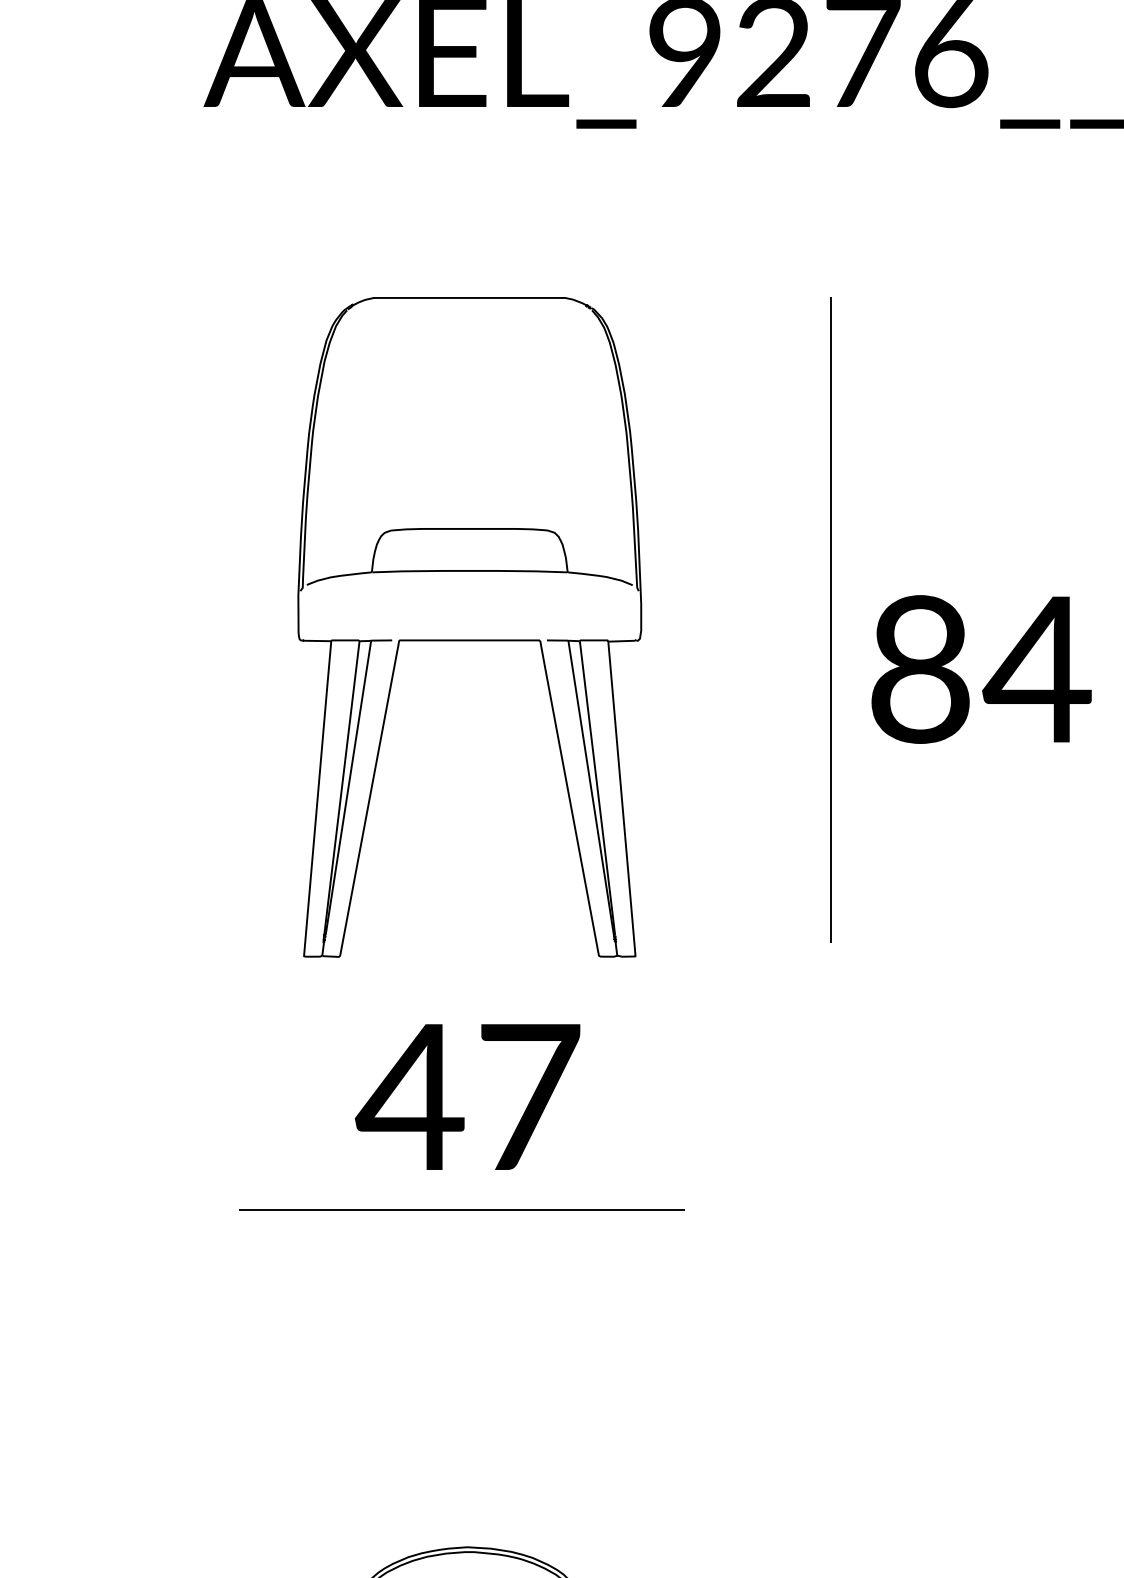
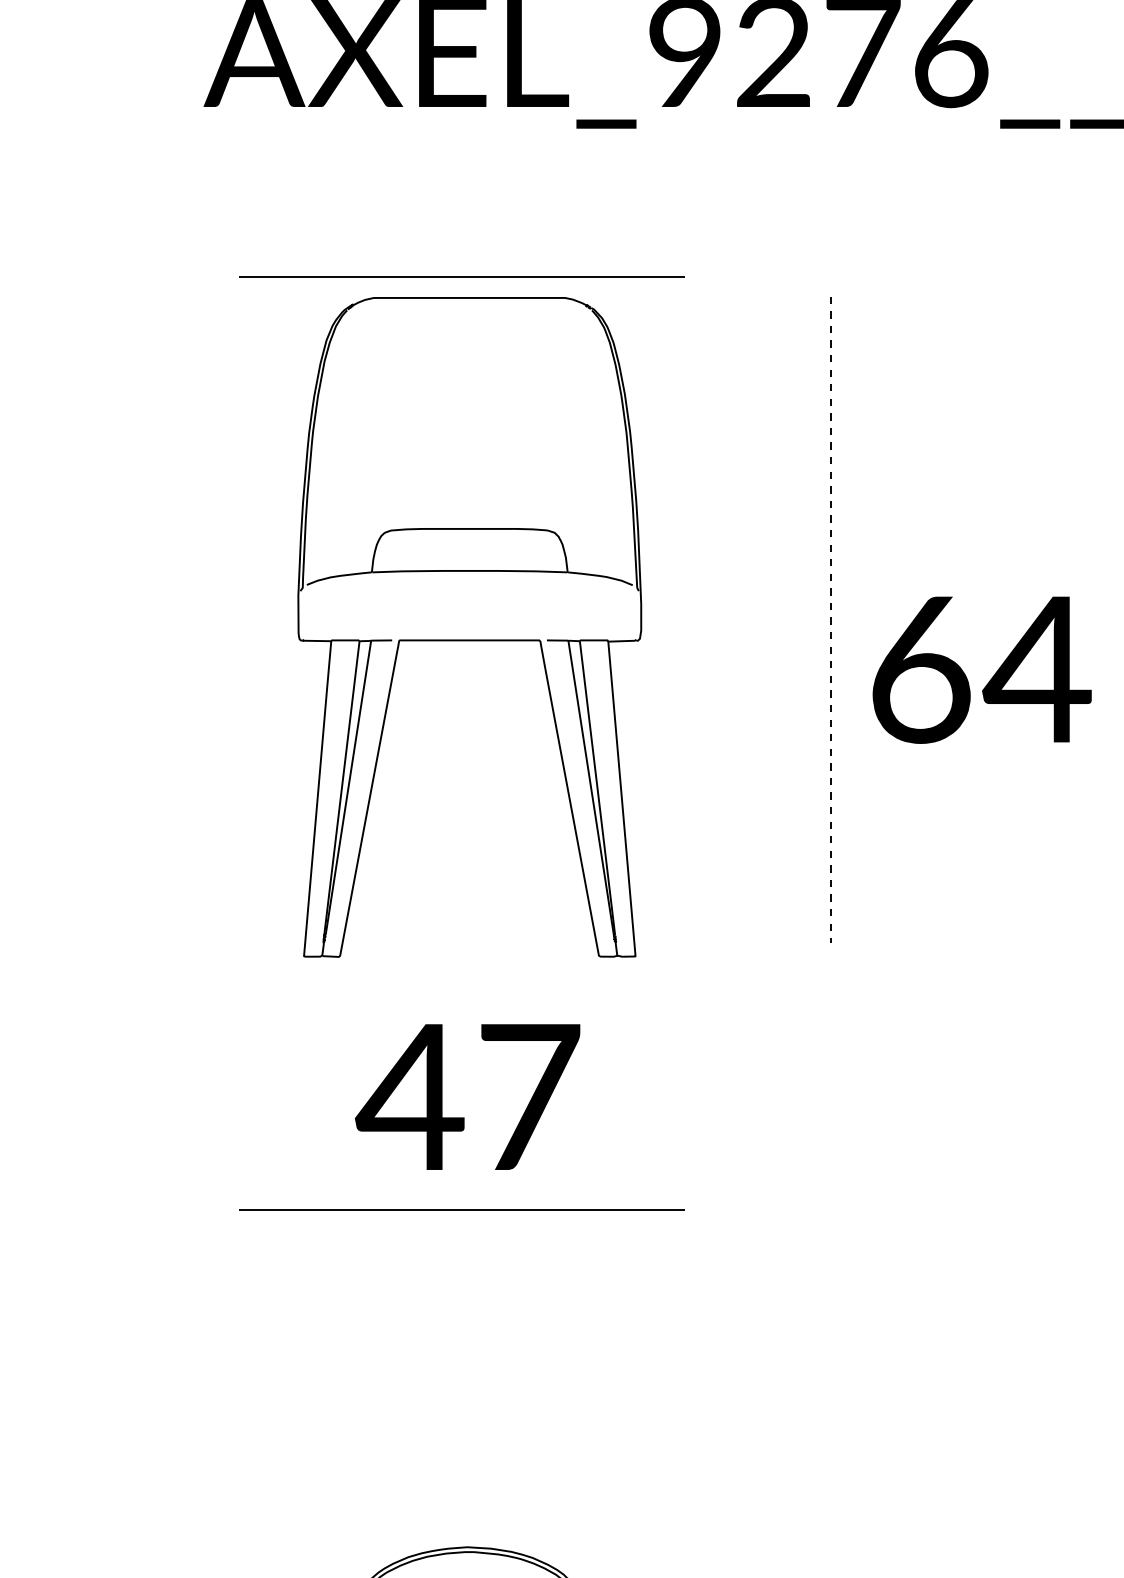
line: none -> present (461, 276)
line: solid -> dashed (830, 620)
text: 84 -> 64 (920, 669)
